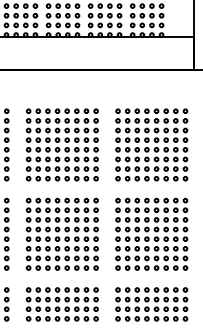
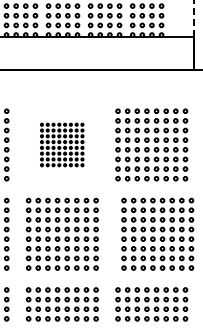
line: solid -> dashed (193, 18)
part size: 74x74 px -> 45x46 px (62, 144)
part position: (151, 233) -> (157, 233) (157, 233)
